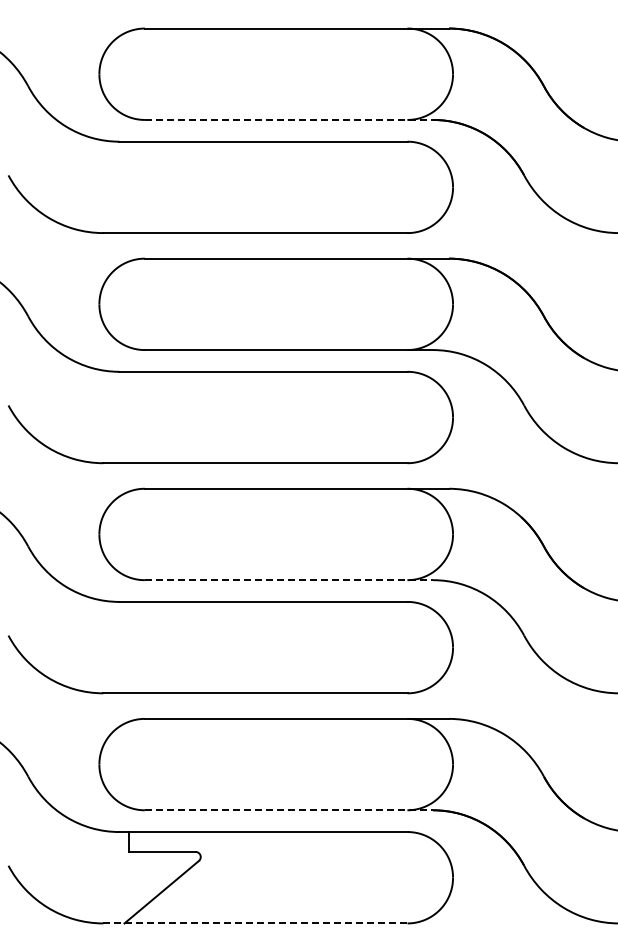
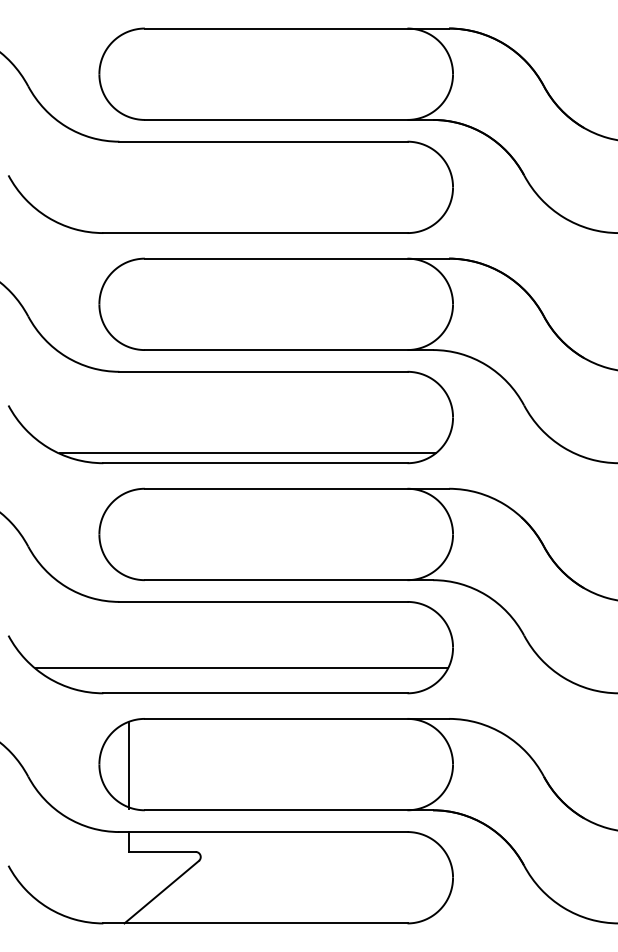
line: dashed -> solid (289, 119)
line: none -> present (247, 453)
line: dashed -> solid (289, 580)
line: none -> present (241, 667)
line: none -> present (129, 765)
line: dashed -> solid (289, 810)
line: dashed -> solid (255, 923)
